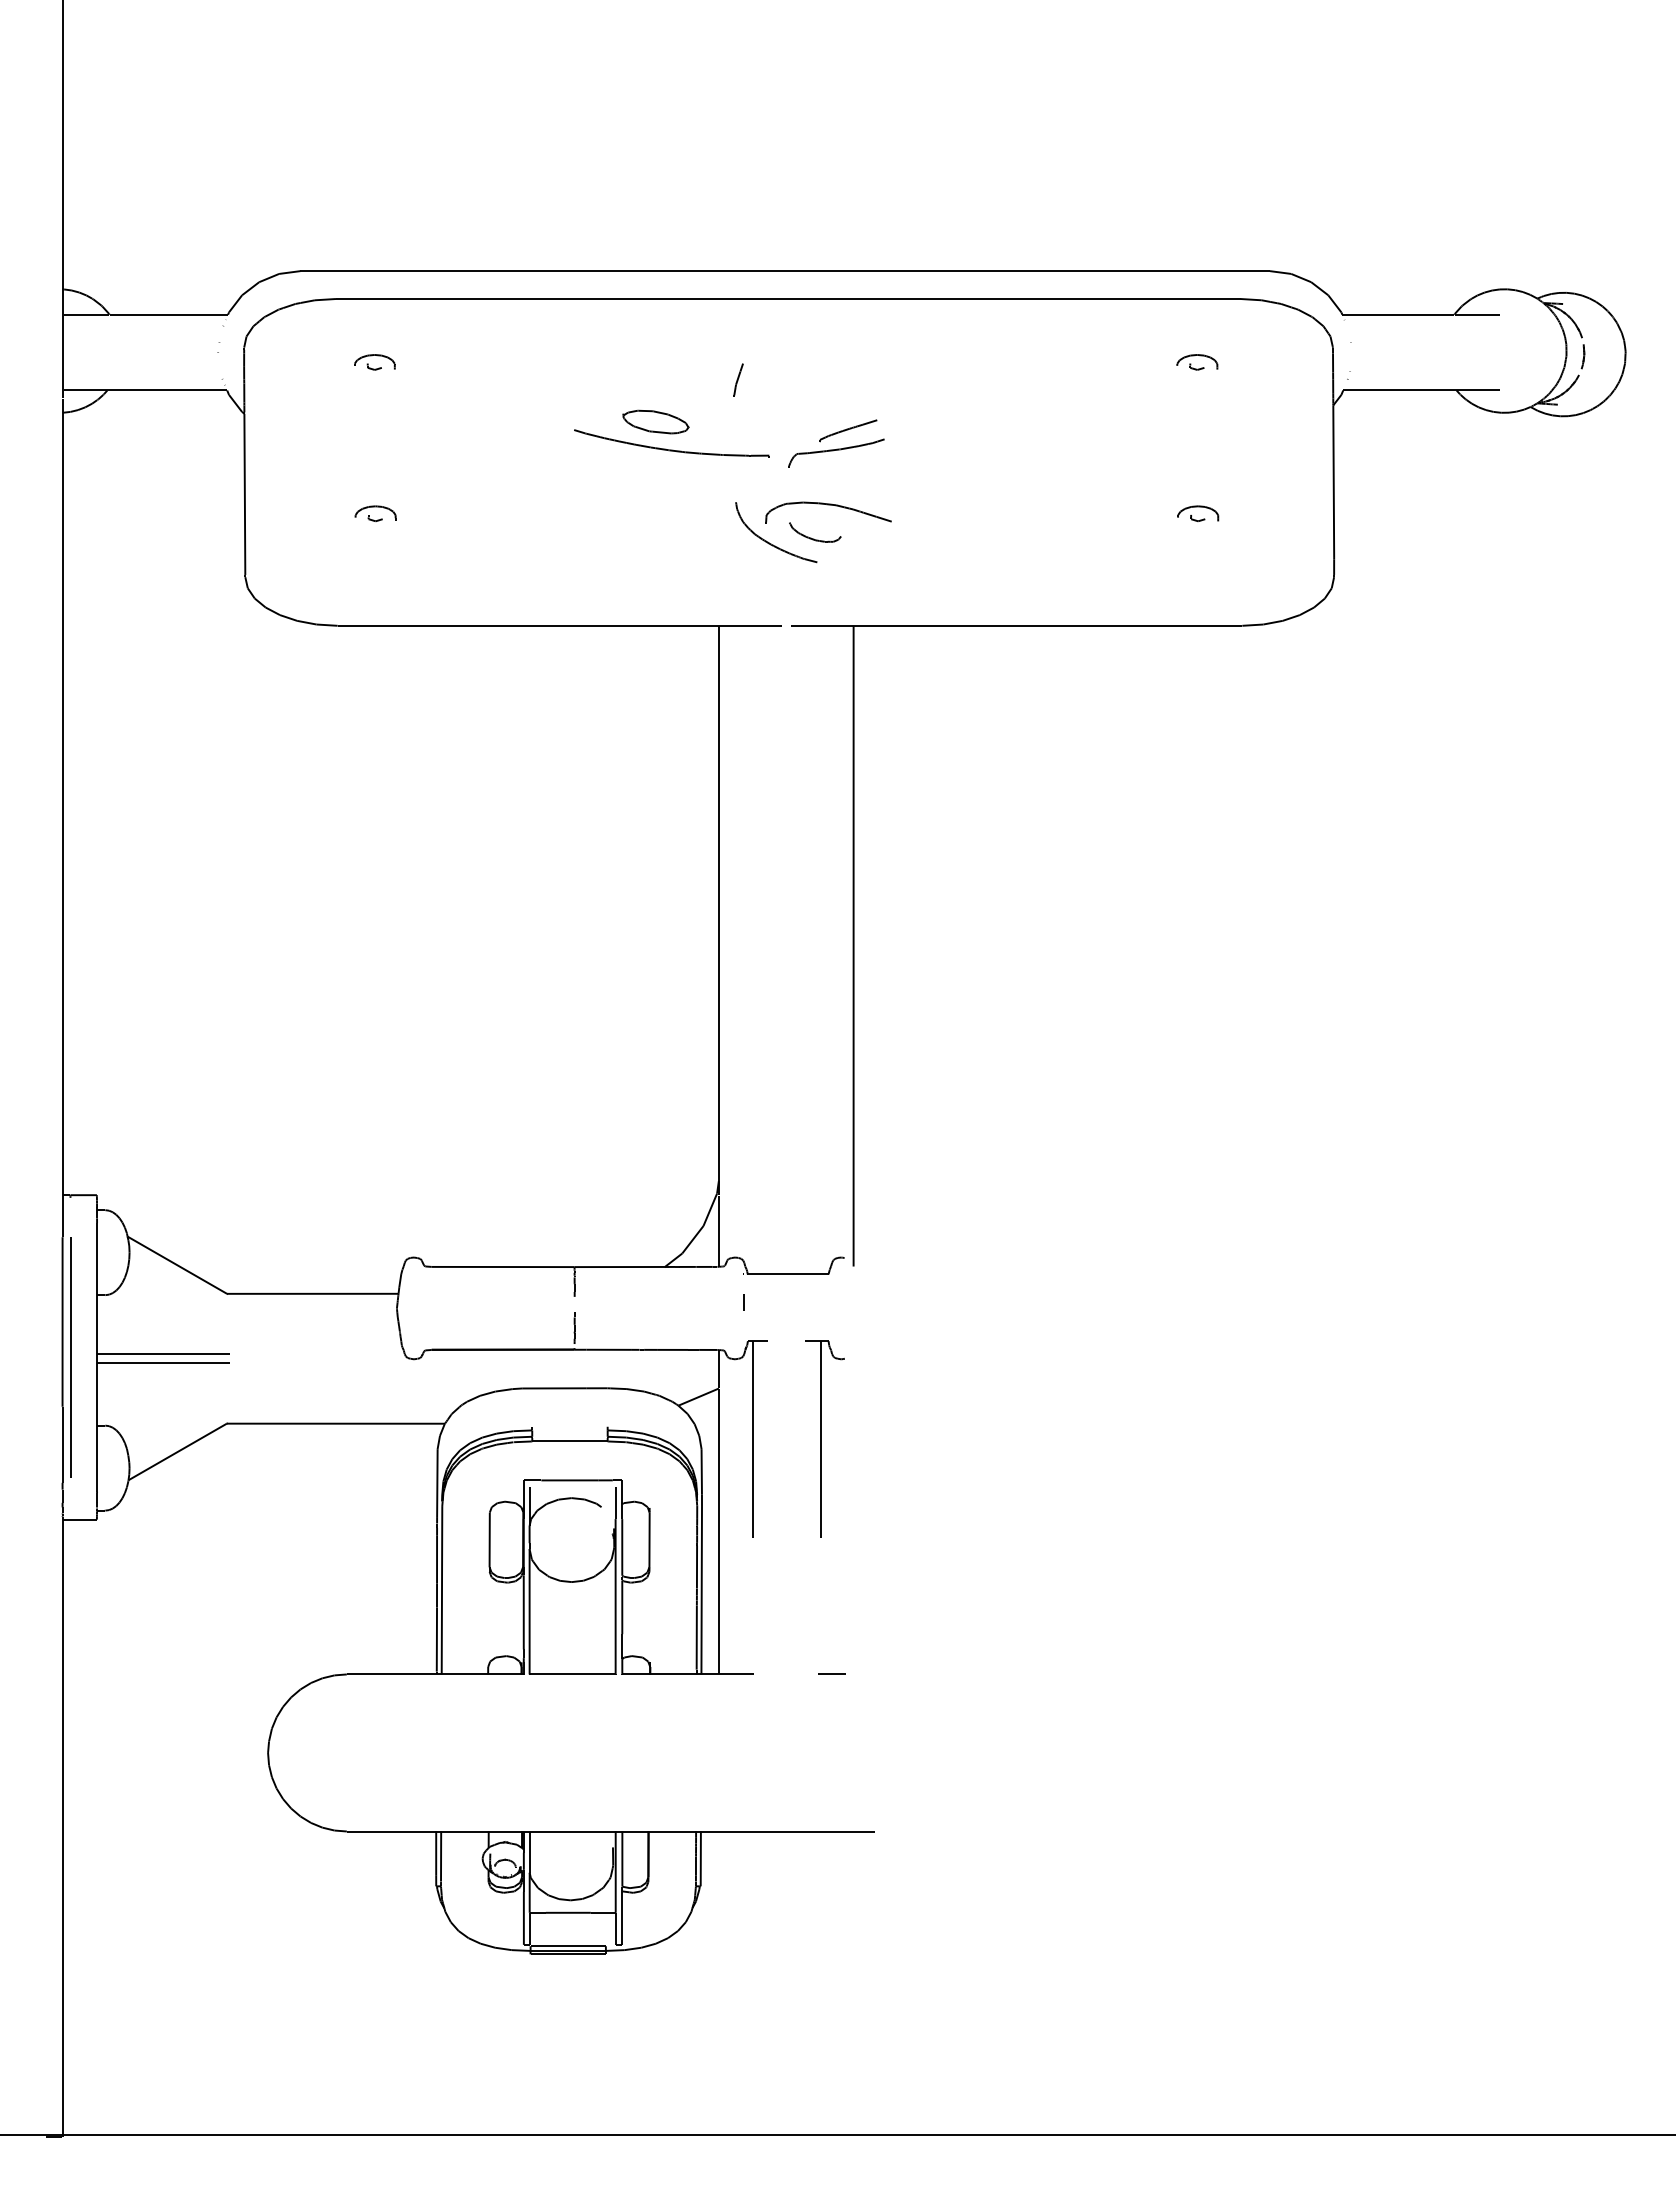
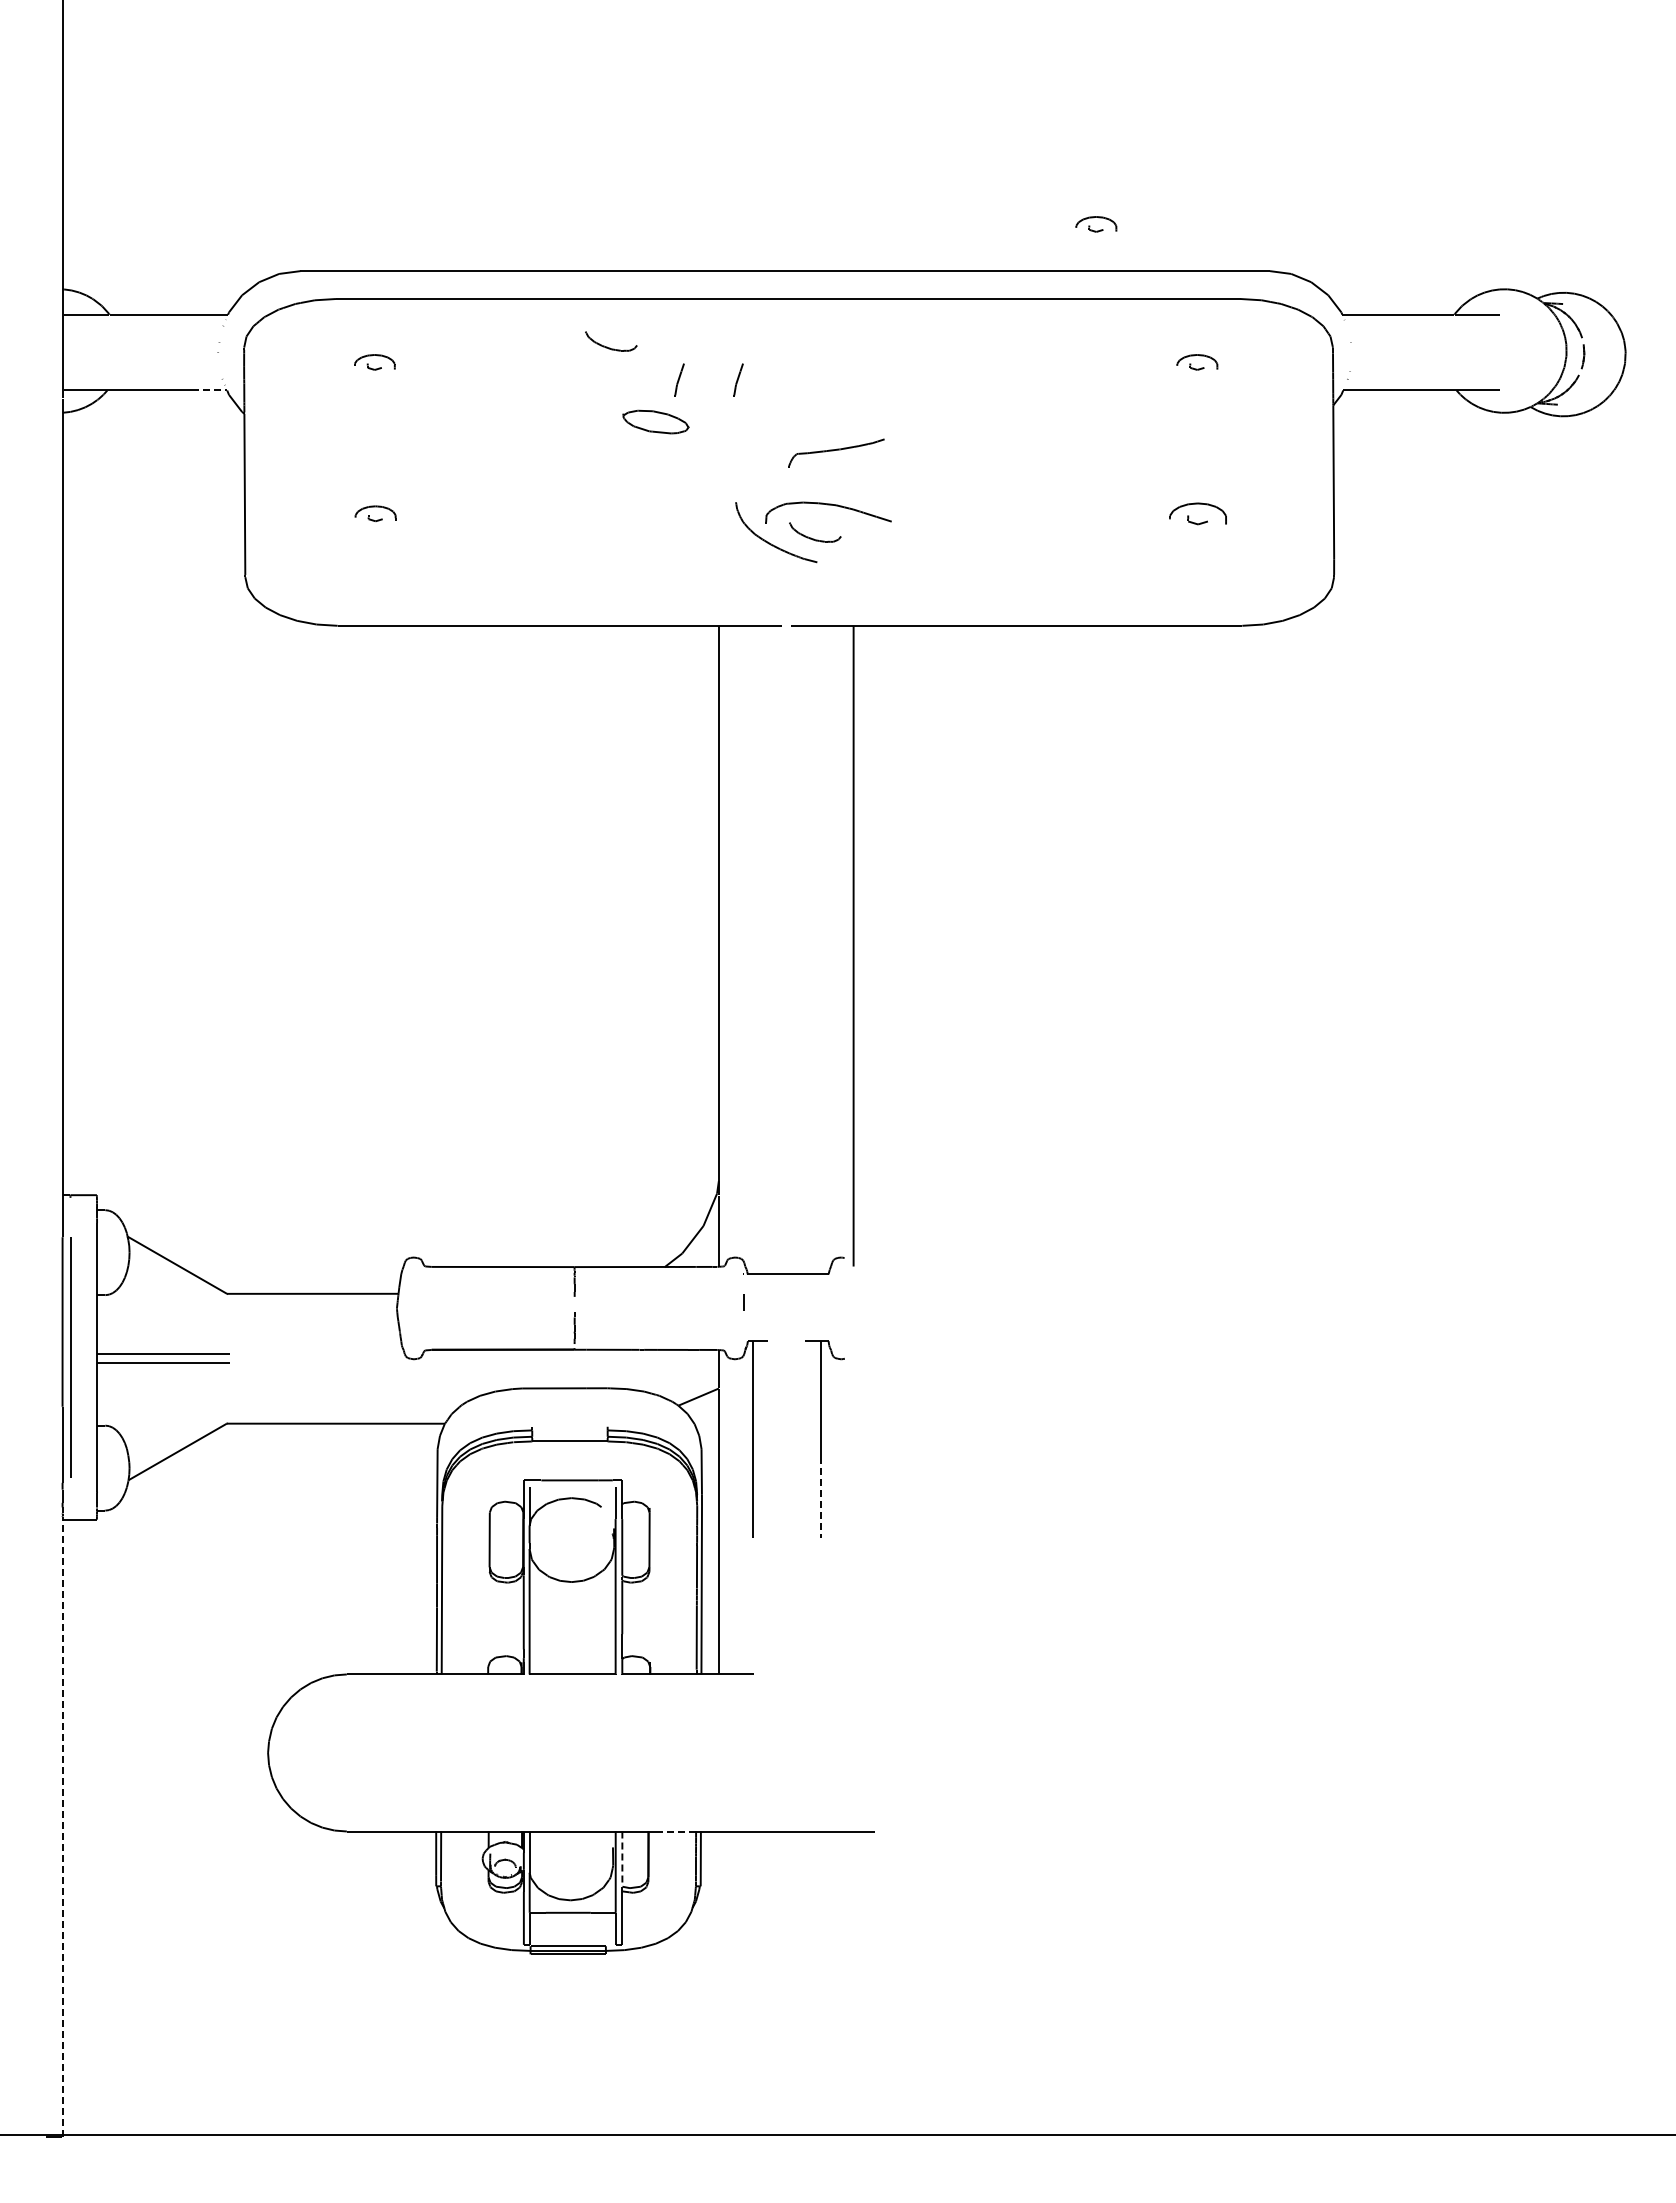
part: none -> present (1096, 224)
part: none -> present (610, 347)
part: none -> present (679, 379)
line: solid -> dashed (209, 390)
part: present -> none (848, 430)
part: present -> none (671, 443)
part size: 43x17 px -> 58x24 px (1197, 513)
line: solid -> dashed (820, 1497)
line: present -> none (831, 1673)
line: solid -> dashed (62, 1828)
line: solid -> dashed (678, 1831)
line: solid -> dashed (622, 1859)
